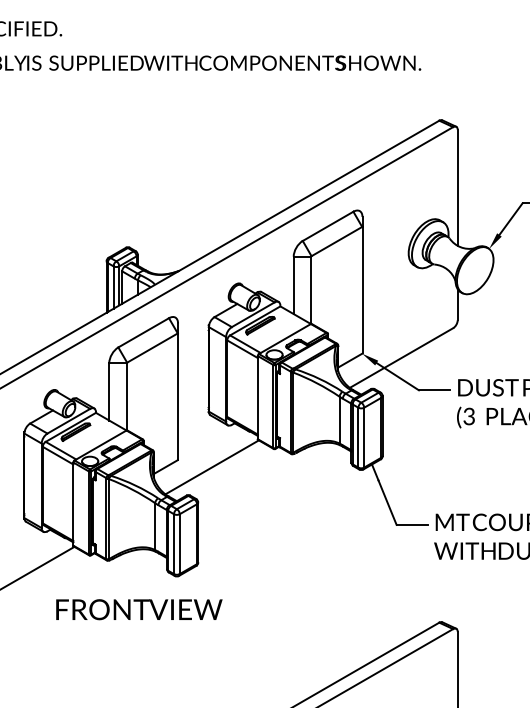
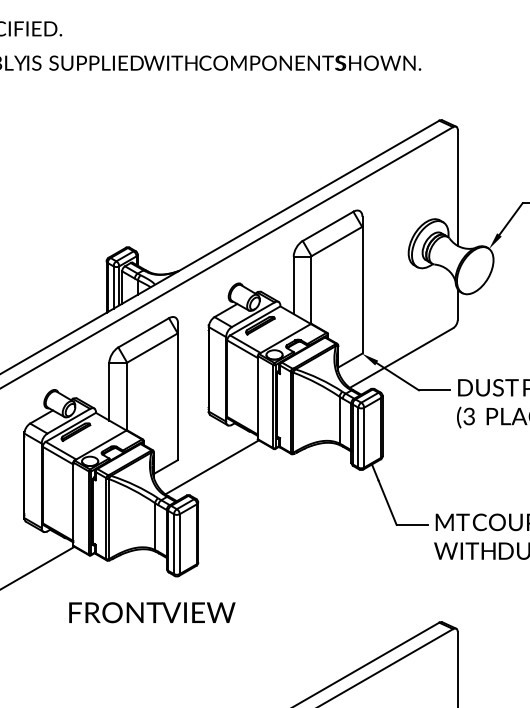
text position: (139, 609) -> (152, 612) (152, 612)
